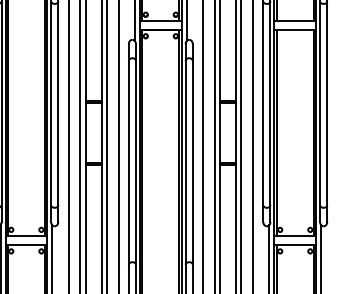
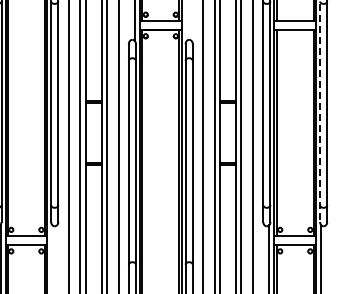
line: present -> none (186, 21)
line: solid -> dashed (320, 111)
line: present -> none (52, 257)
